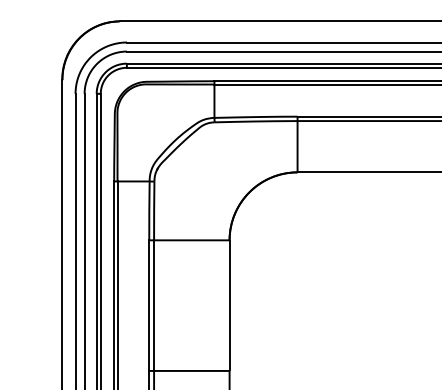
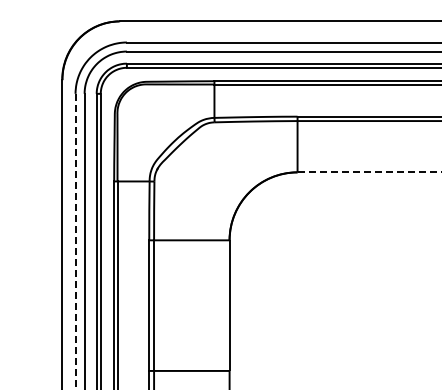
line: solid -> dashed (369, 172)
line: solid -> dashed (75, 241)
